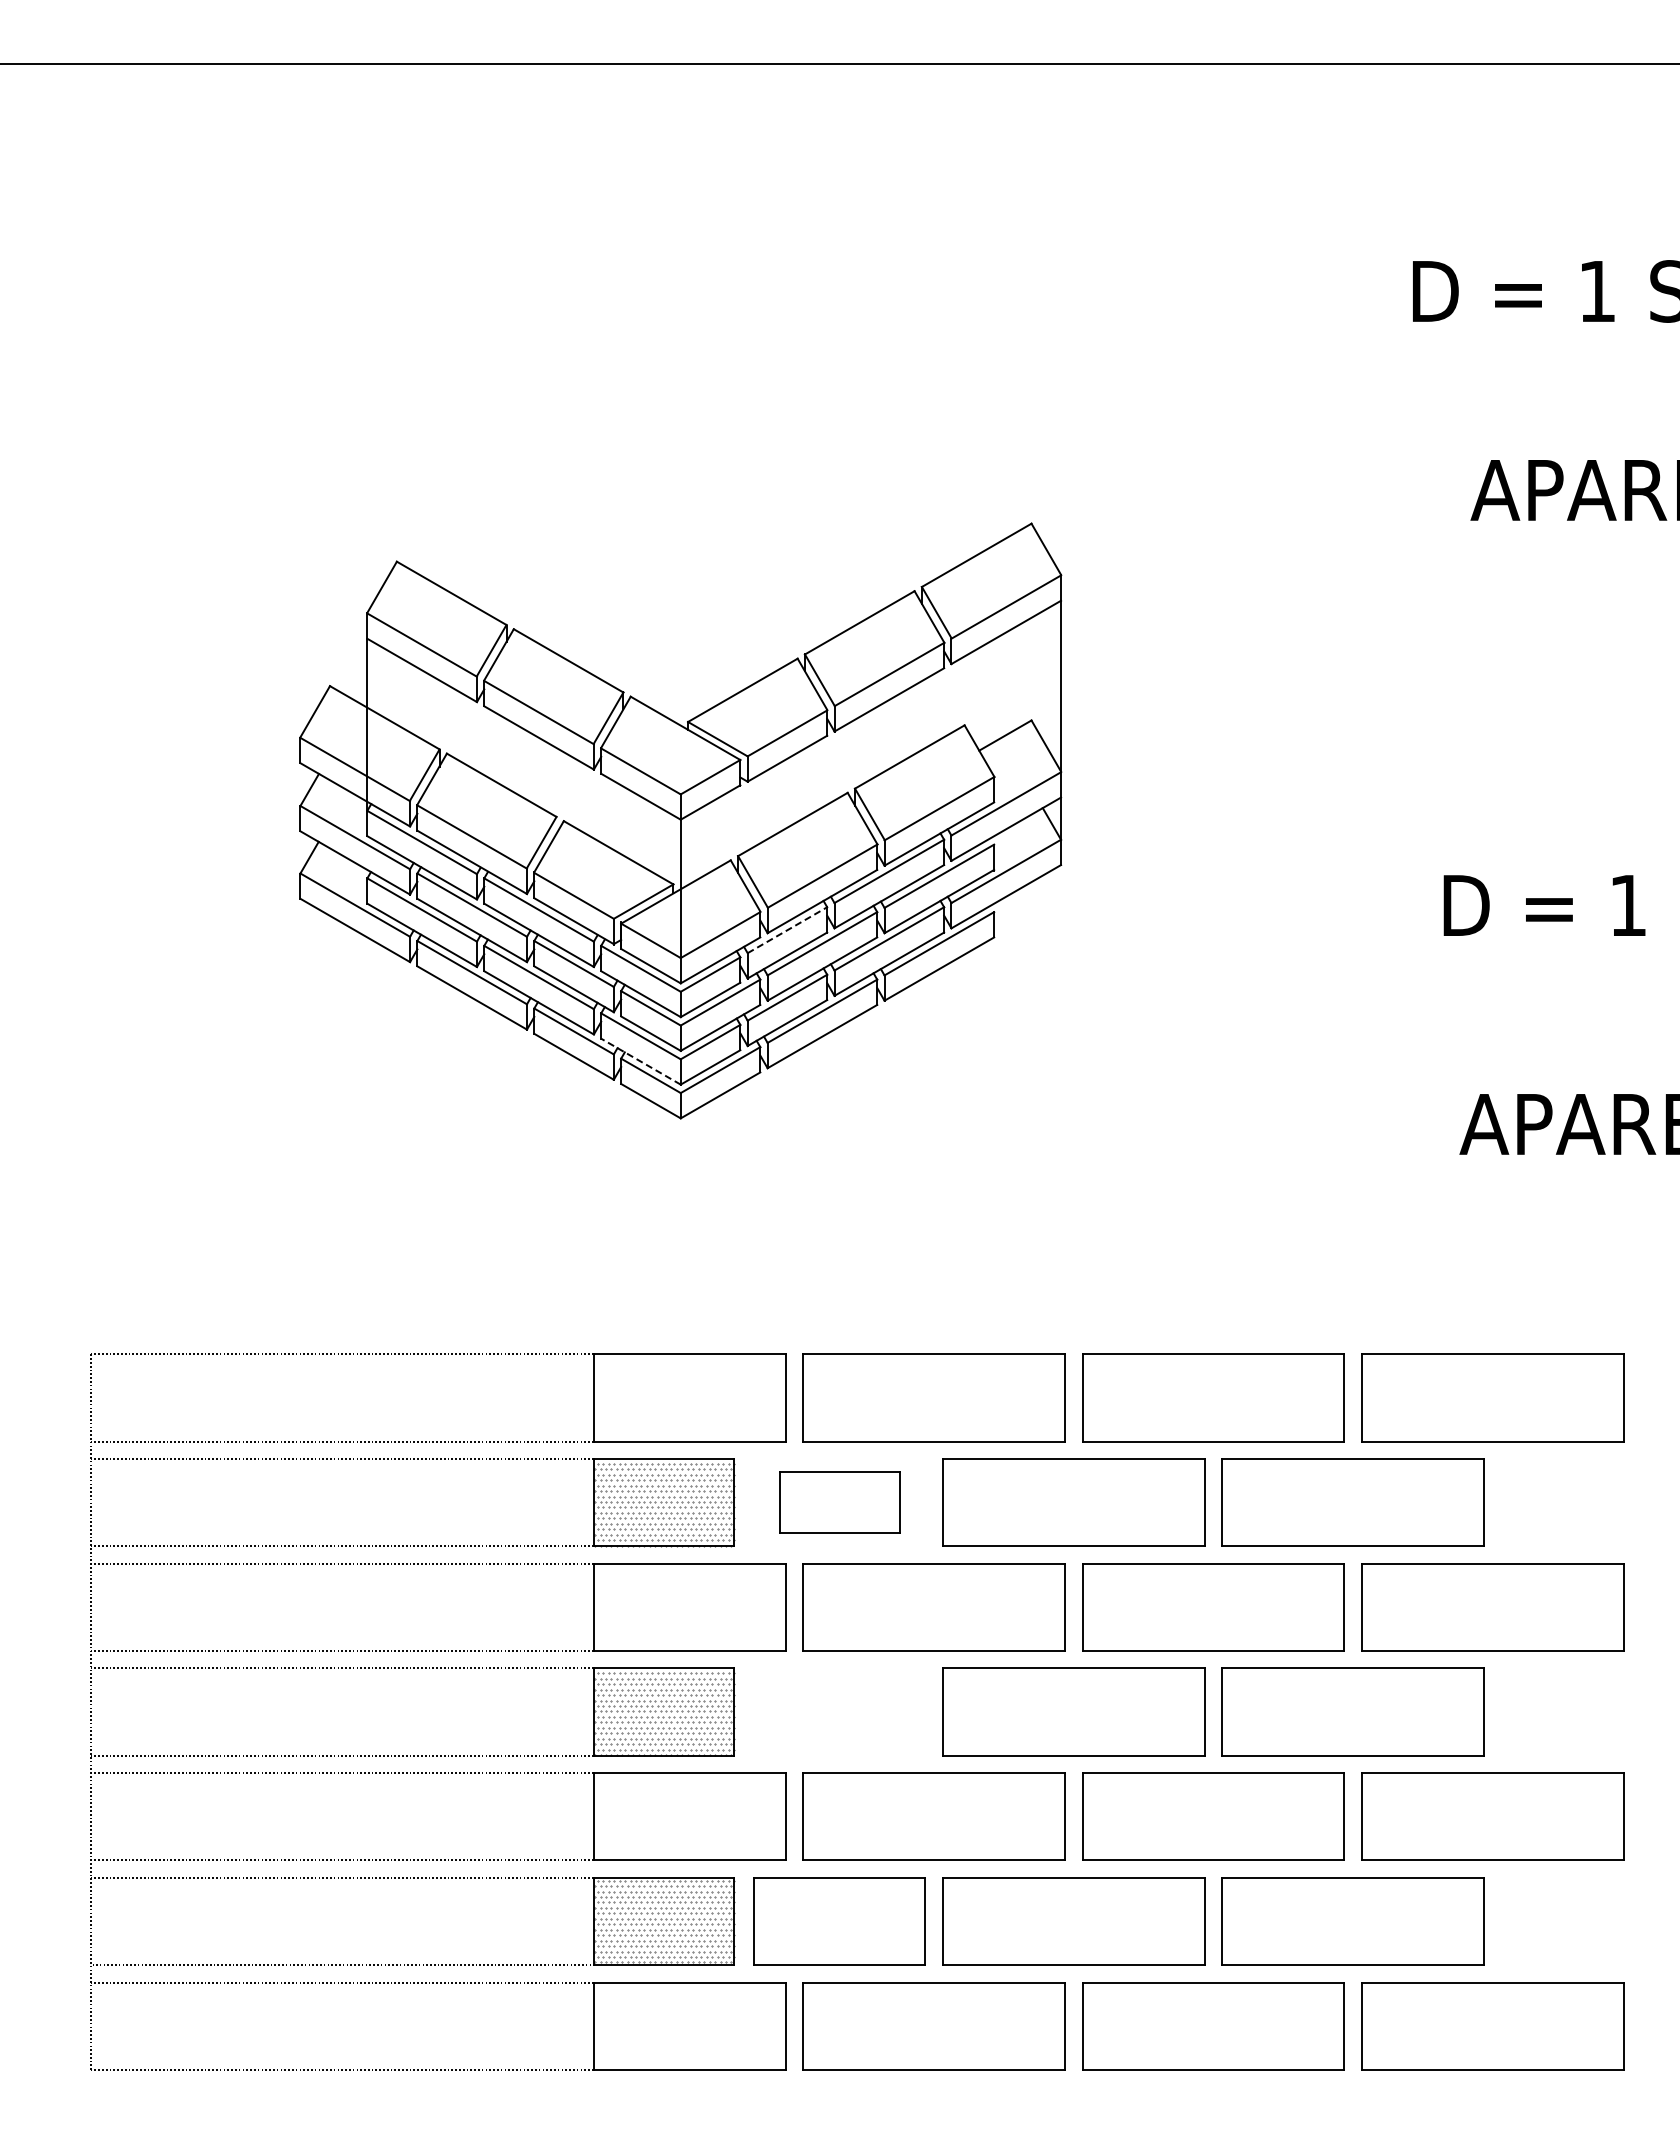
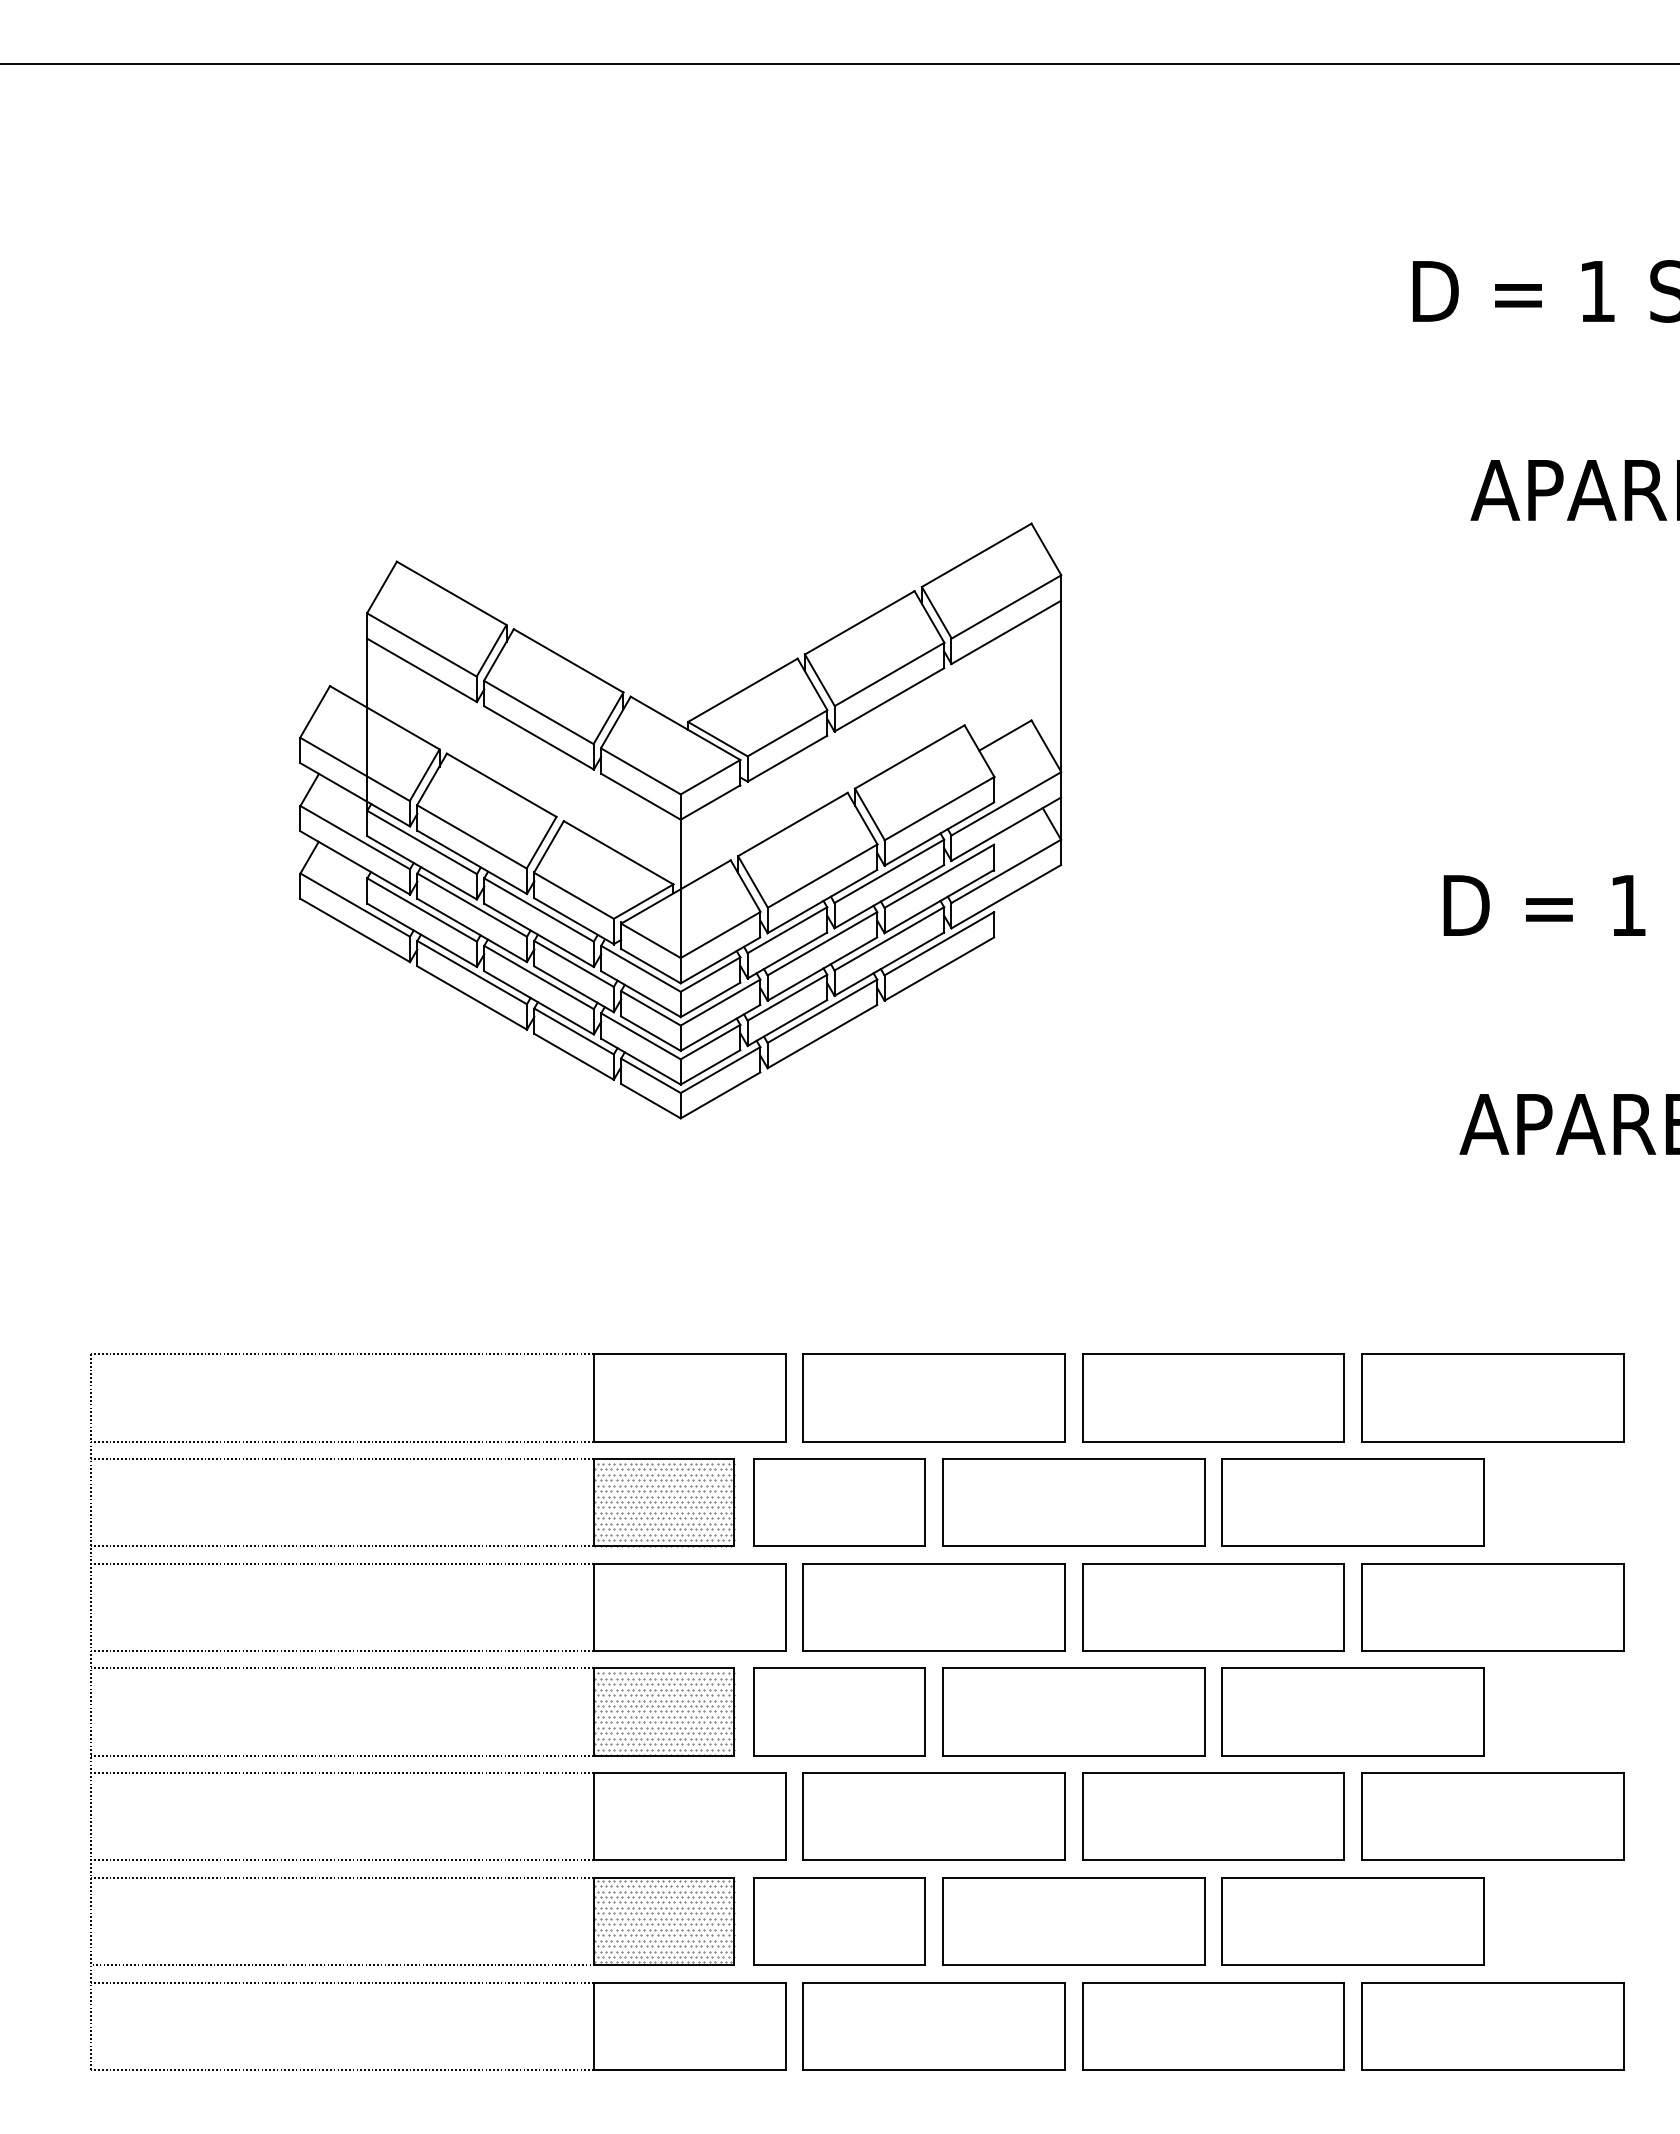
line: dashed -> solid (787, 930)
line: dashed -> solid (640, 1061)
part size: 122x63 px -> 173x89 px (839, 1502)
part: none -> present (839, 1711)
